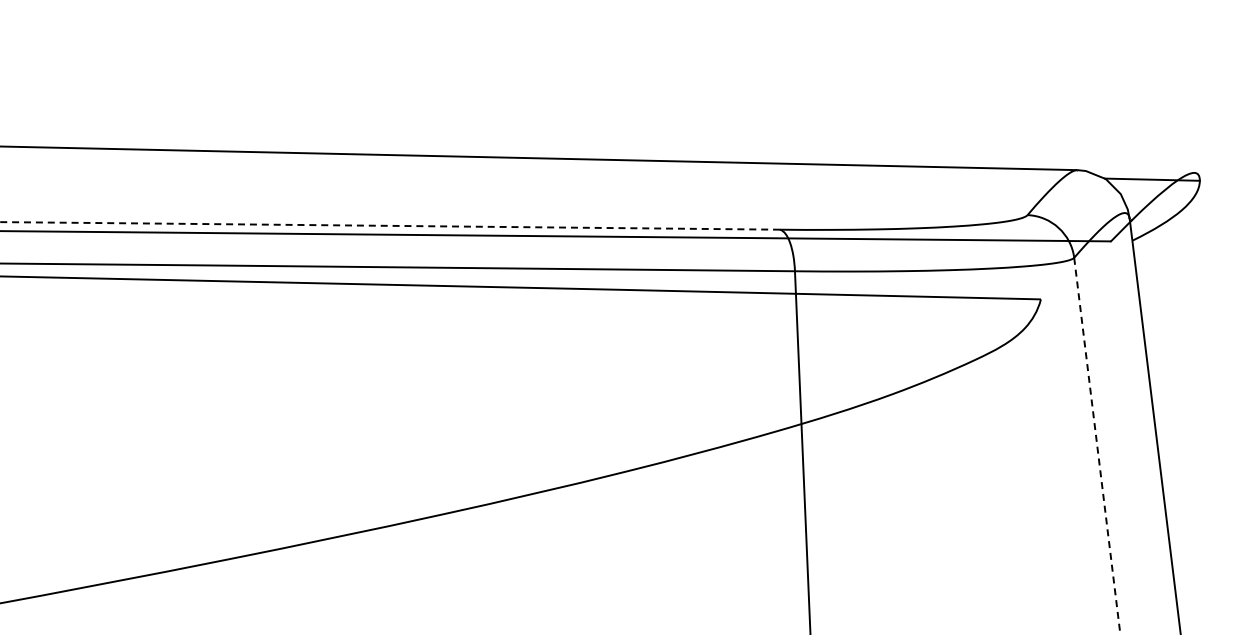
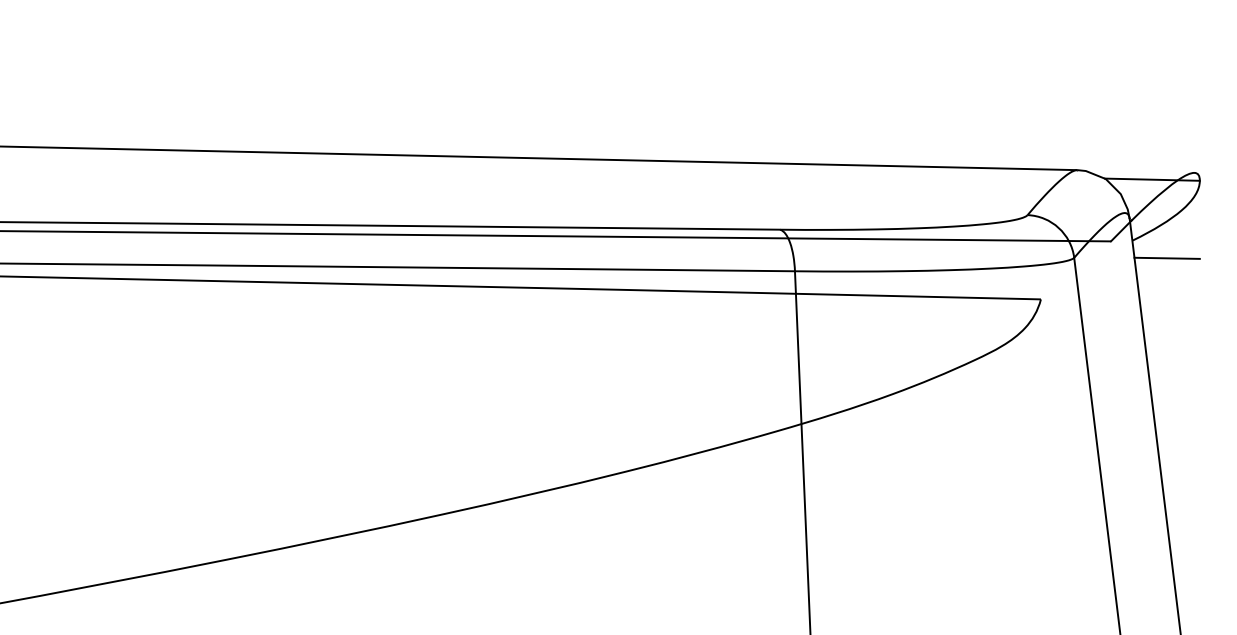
arc: dashed -> solid (389, 225)
line: none -> present (1166, 257)
line: dashed -> solid (1097, 446)
